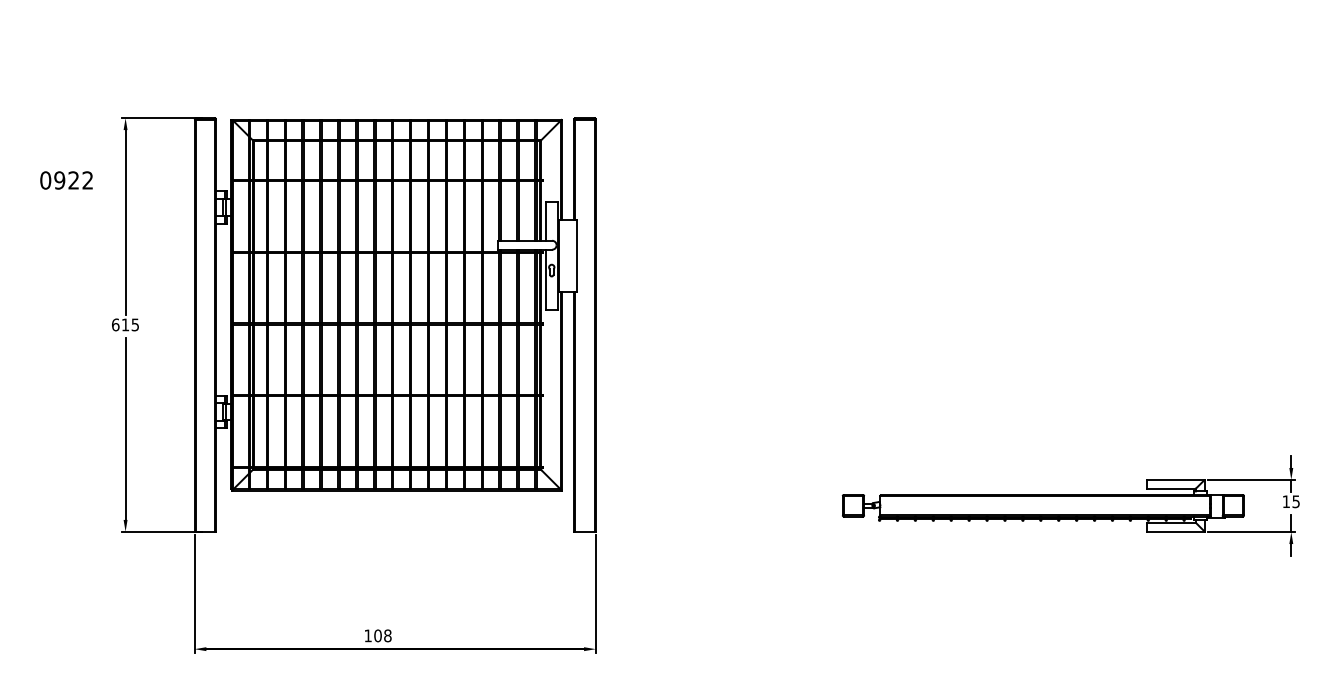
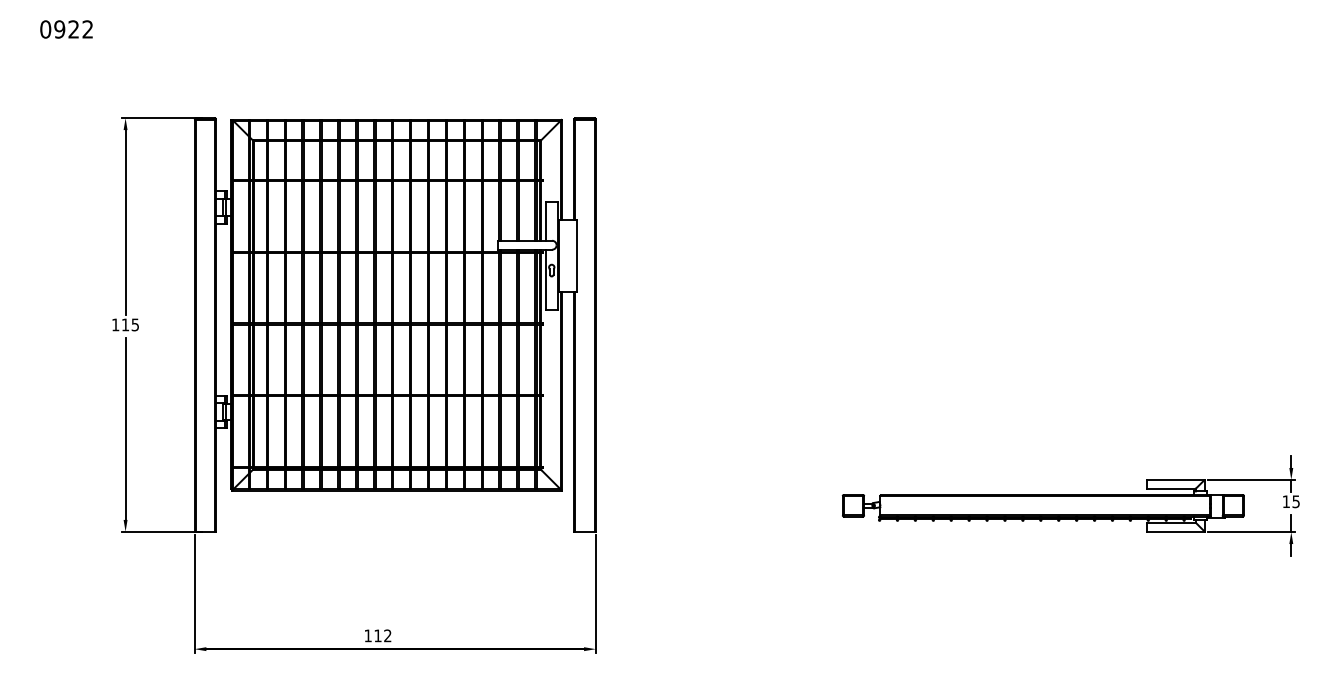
text position: (66, 180) -> (66, 29) (66, 29)
text: 615 -> 115 (115, 324)
text: 108 -> 112 (382, 635)
